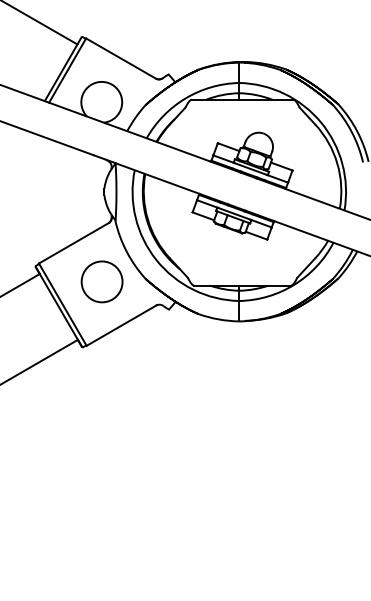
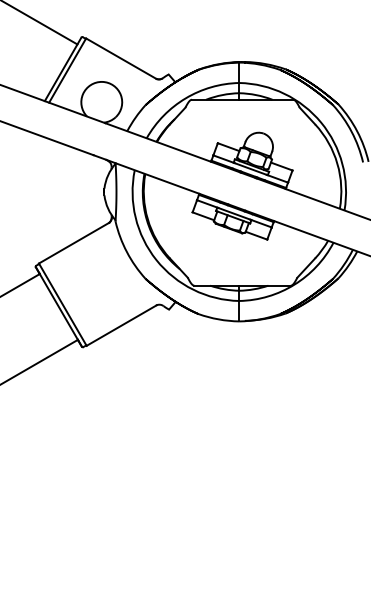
circle: present -> none (101, 281)
